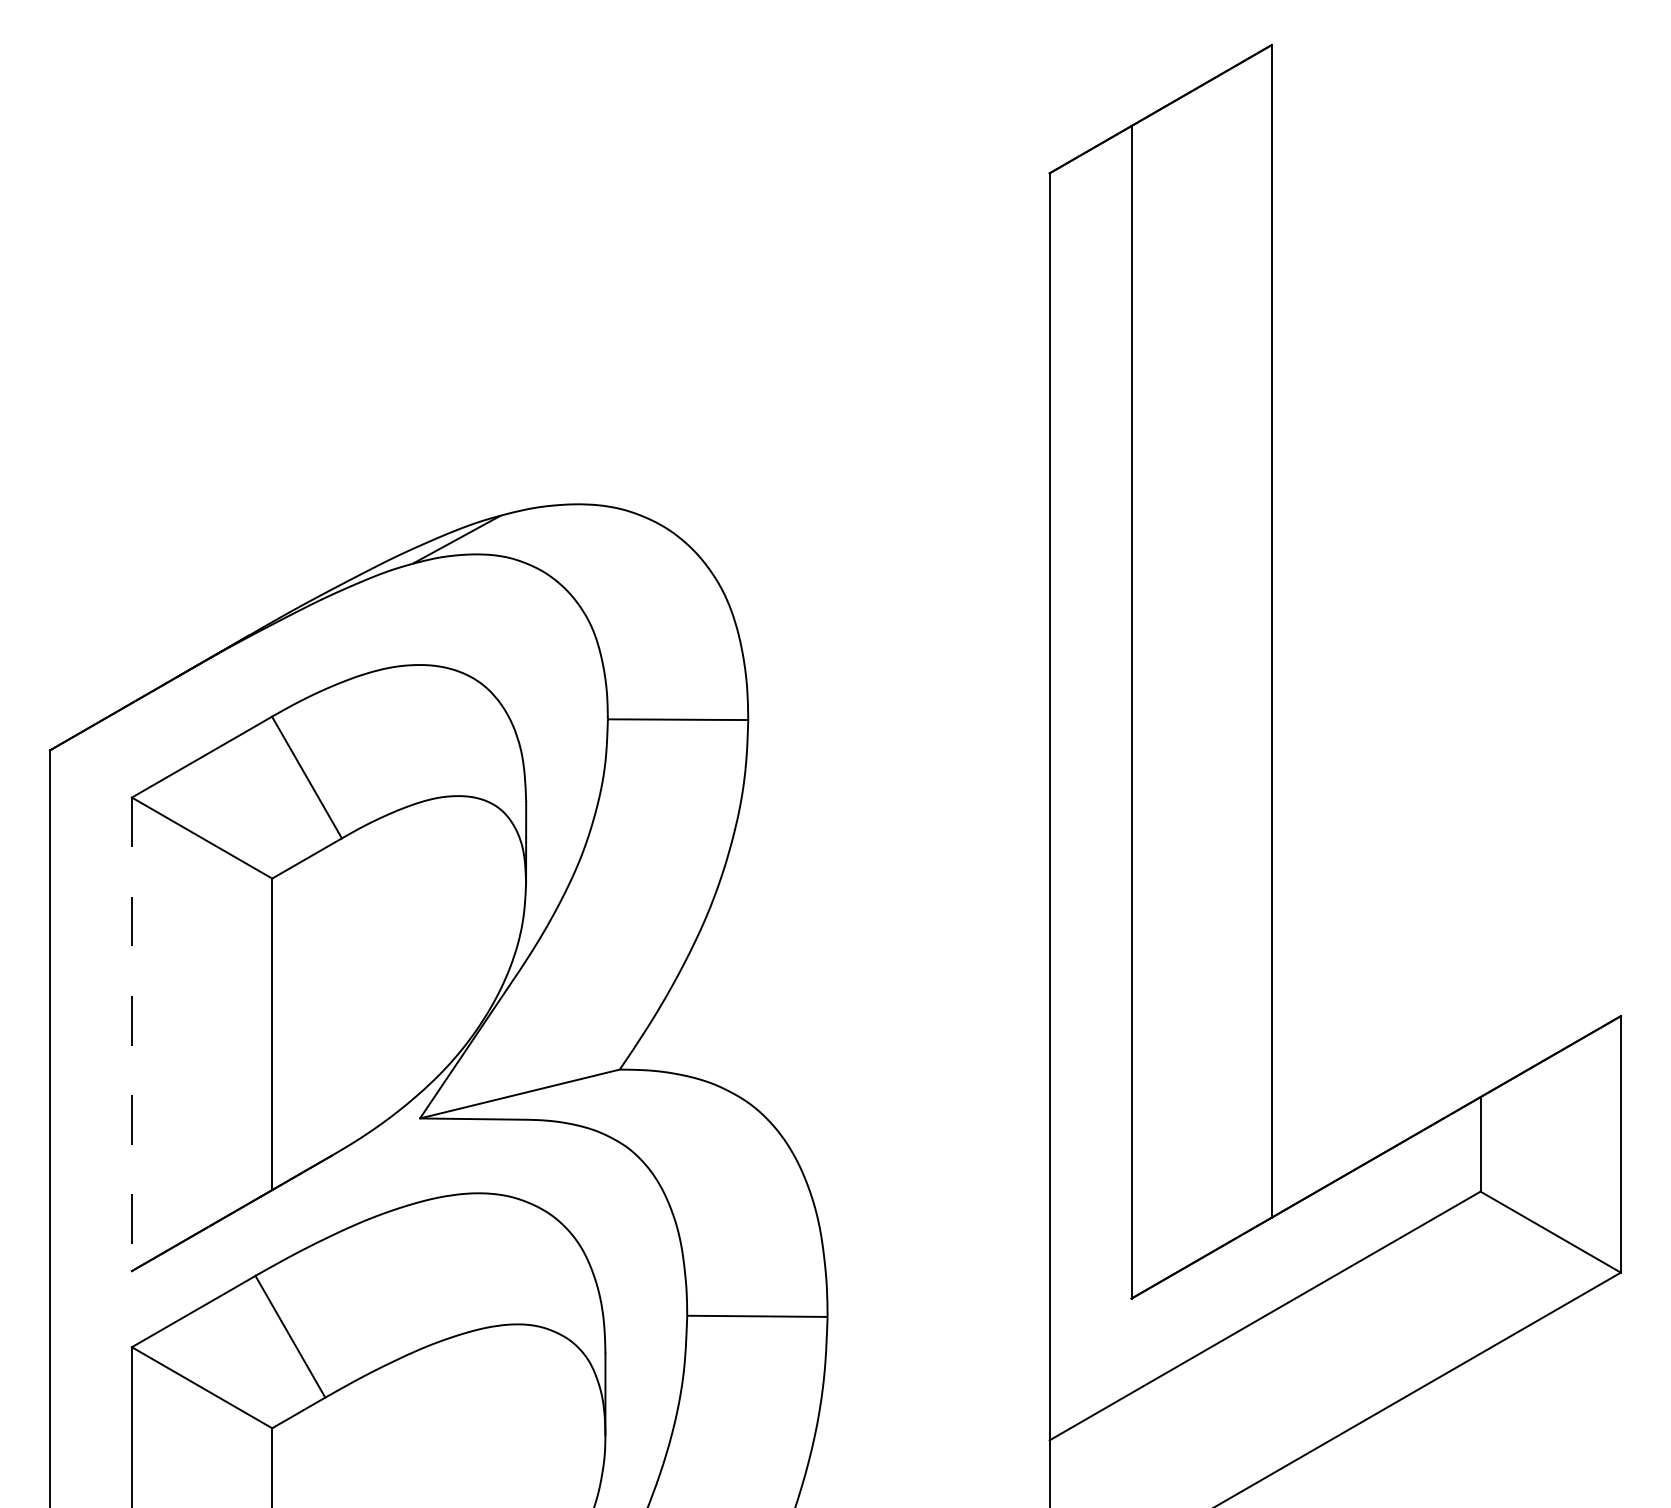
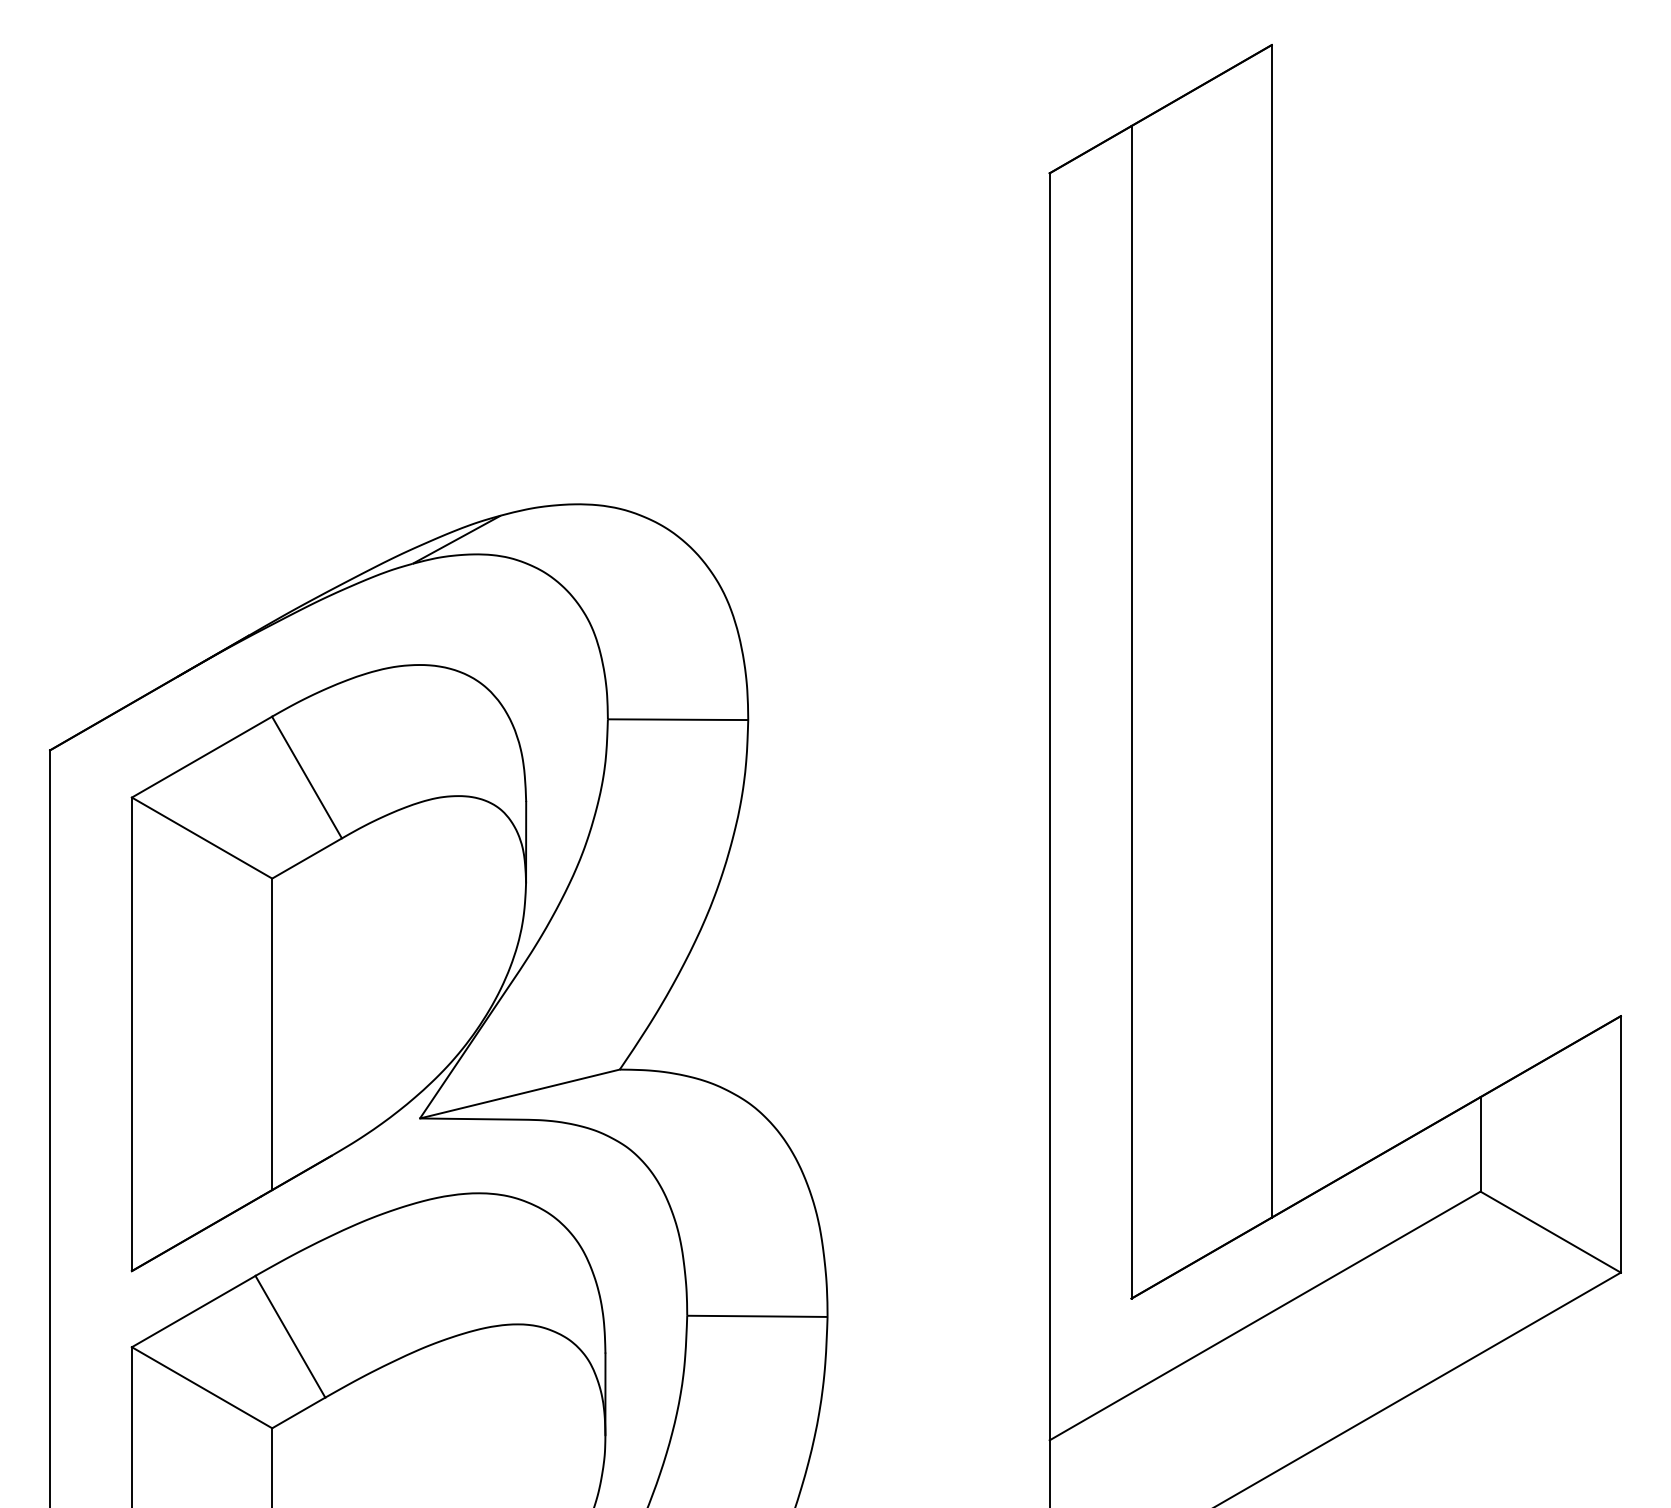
line: dashed -> solid (131, 1034)
